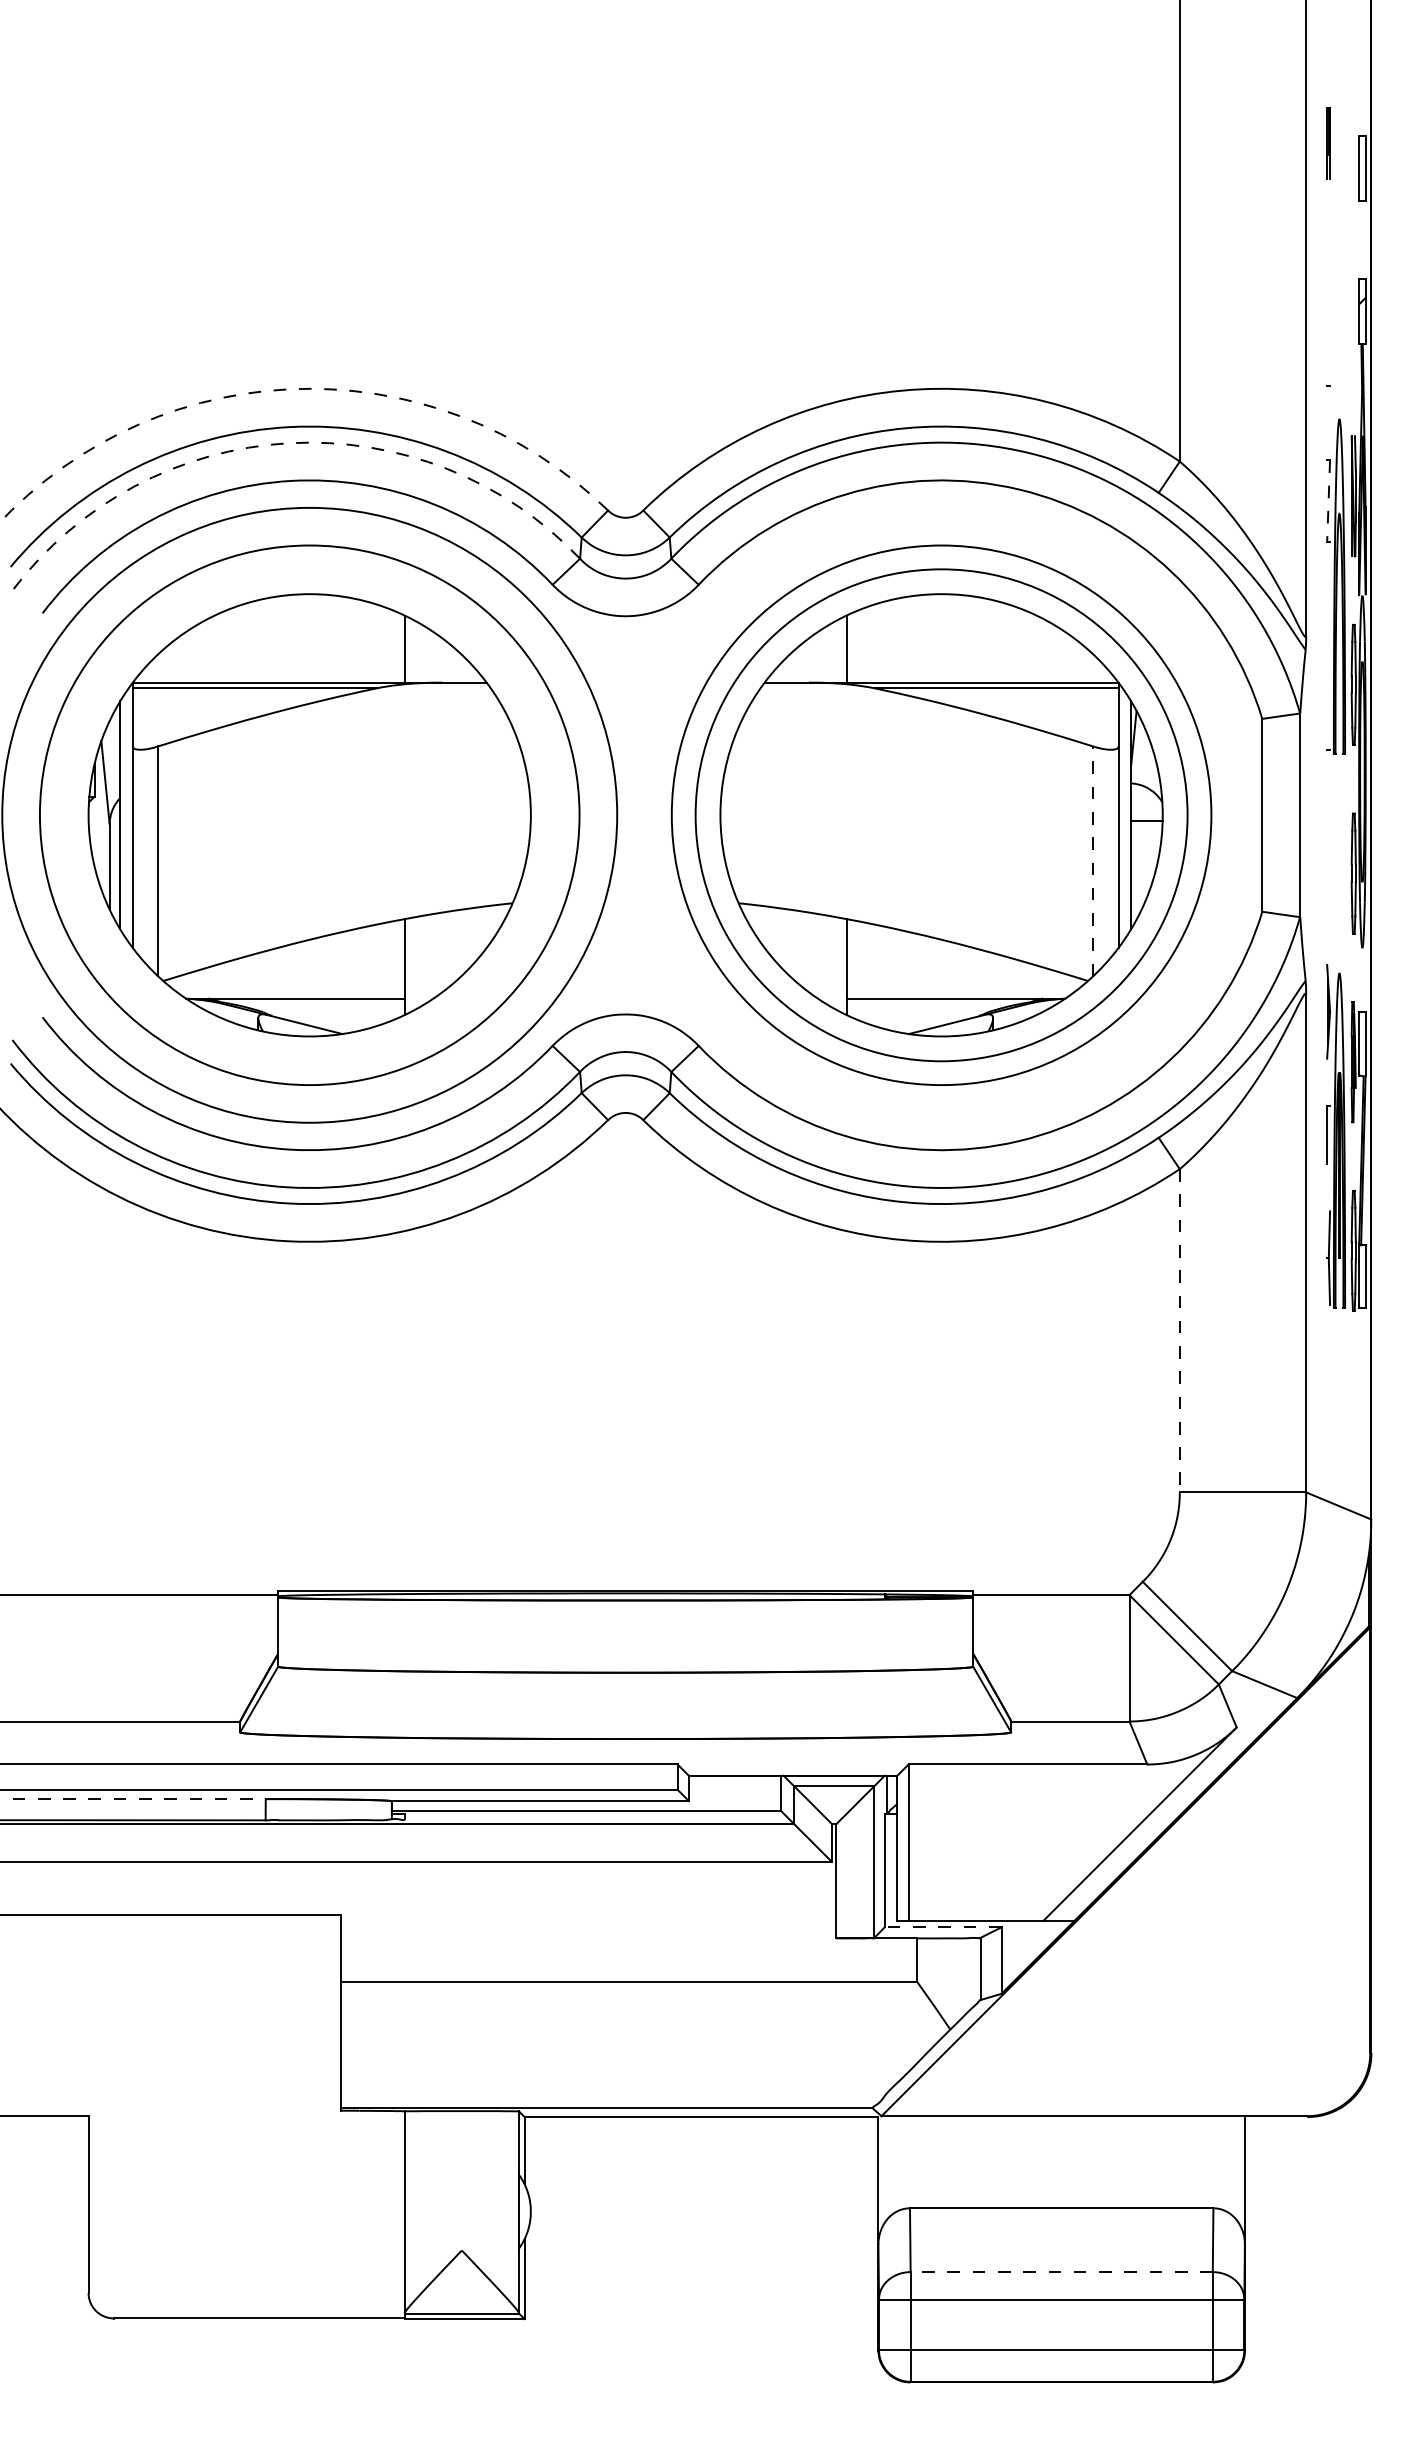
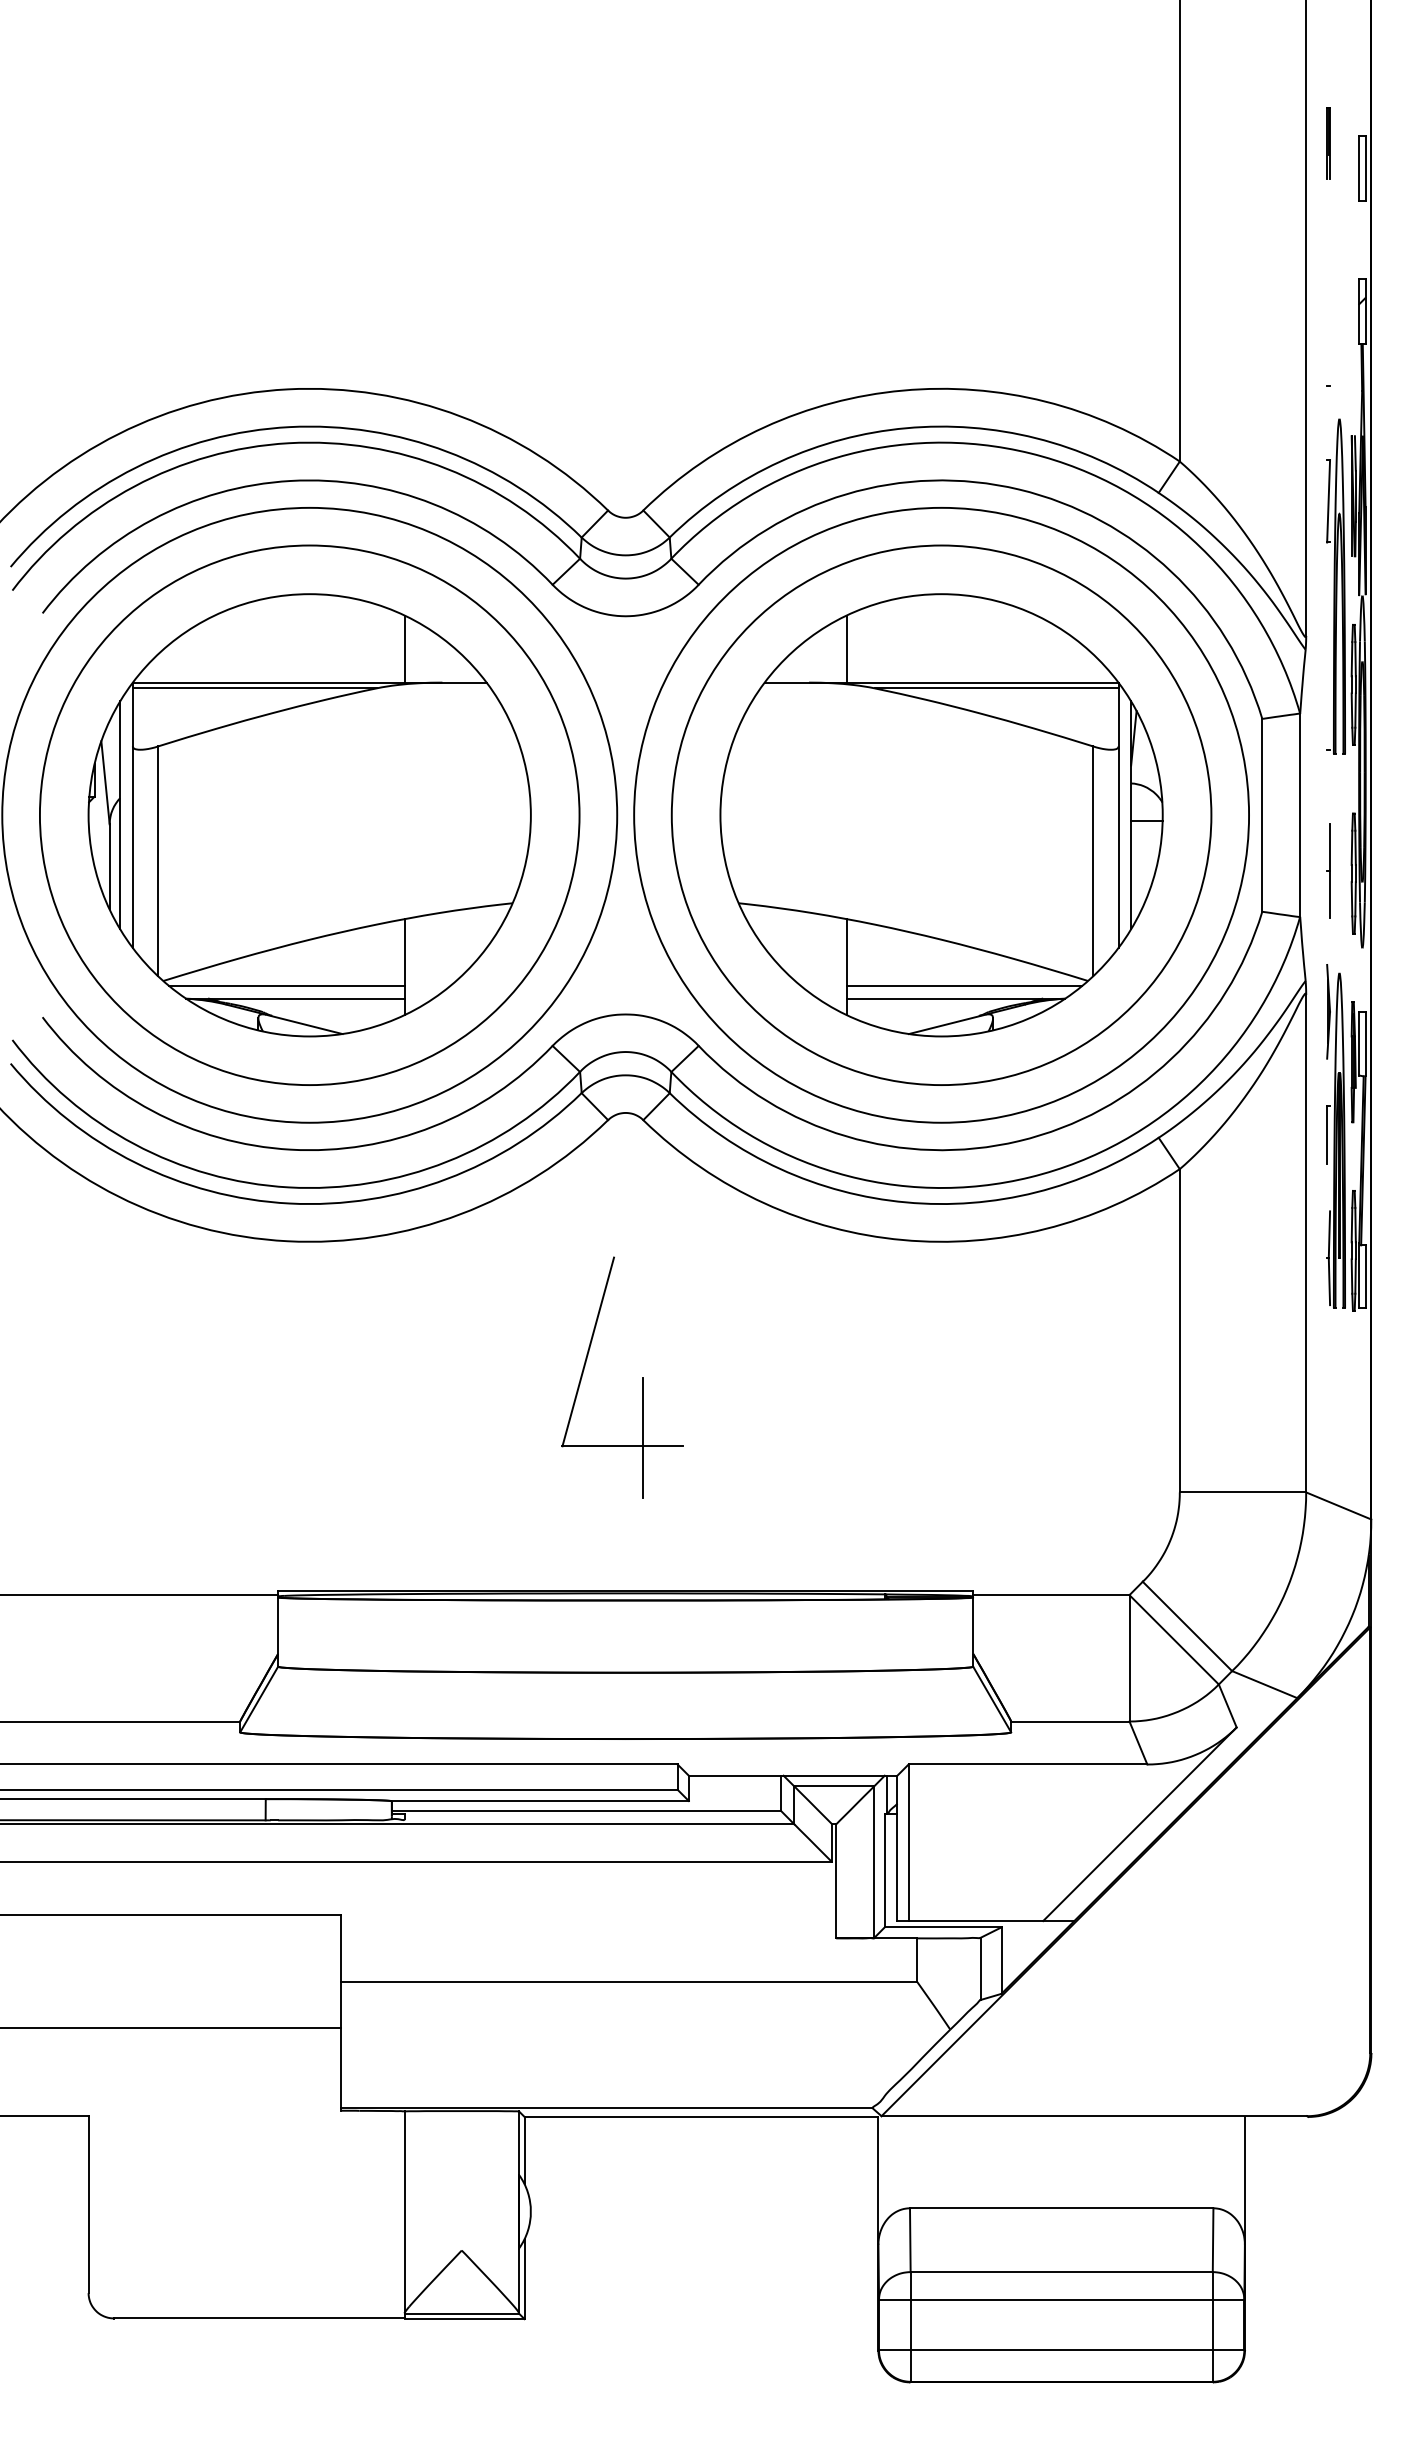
arc: dashed -> solid (300, 388)
arc: dashed -> solid (288, 443)
line: dashed -> solid (1328, 501)
circle diameter: 492 px -> 615 px (941, 814)
line: dashed -> solid (1093, 861)
part: none -> present (1328, 870)
line: none -> present (286, 985)
line: none -> present (964, 985)
line: dashed -> solid (1179, 1330)
part: none -> present (642, 1377)
line: dashed -> solid (133, 1799)
line: dashed -> solid (942, 1927)
line: none -> present (171, 2028)
line: dashed -> solid (1061, 2272)
